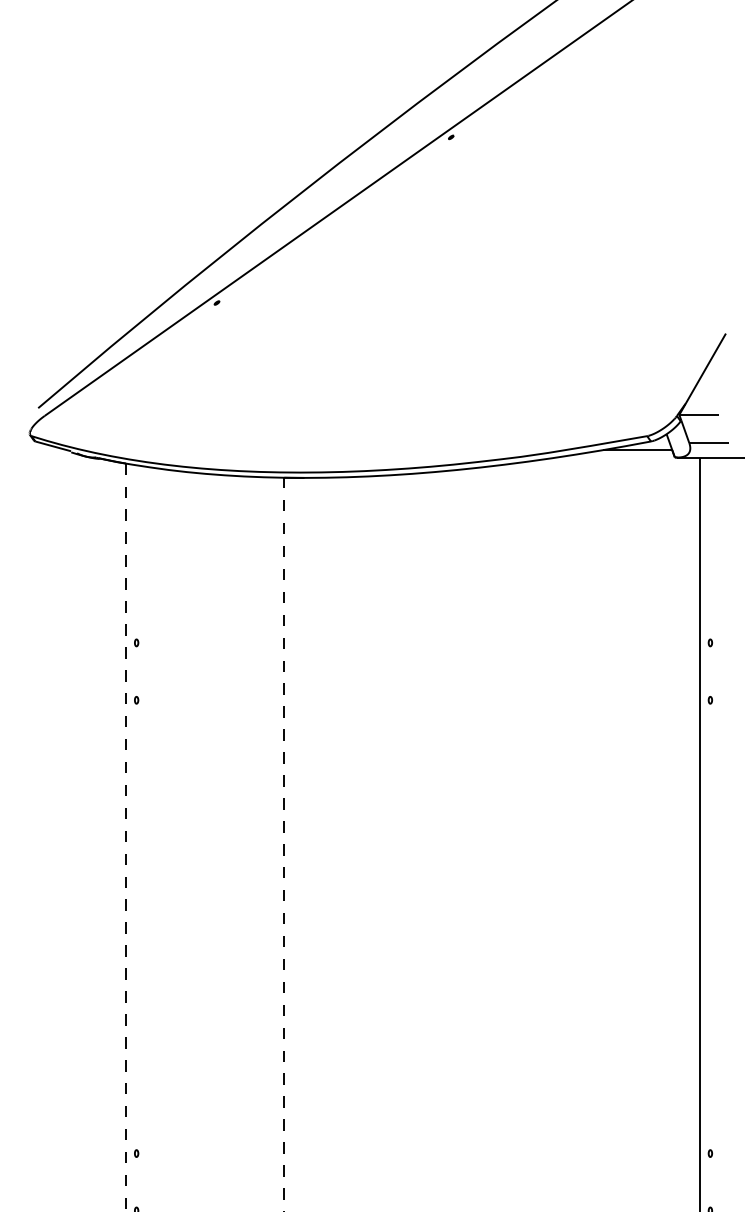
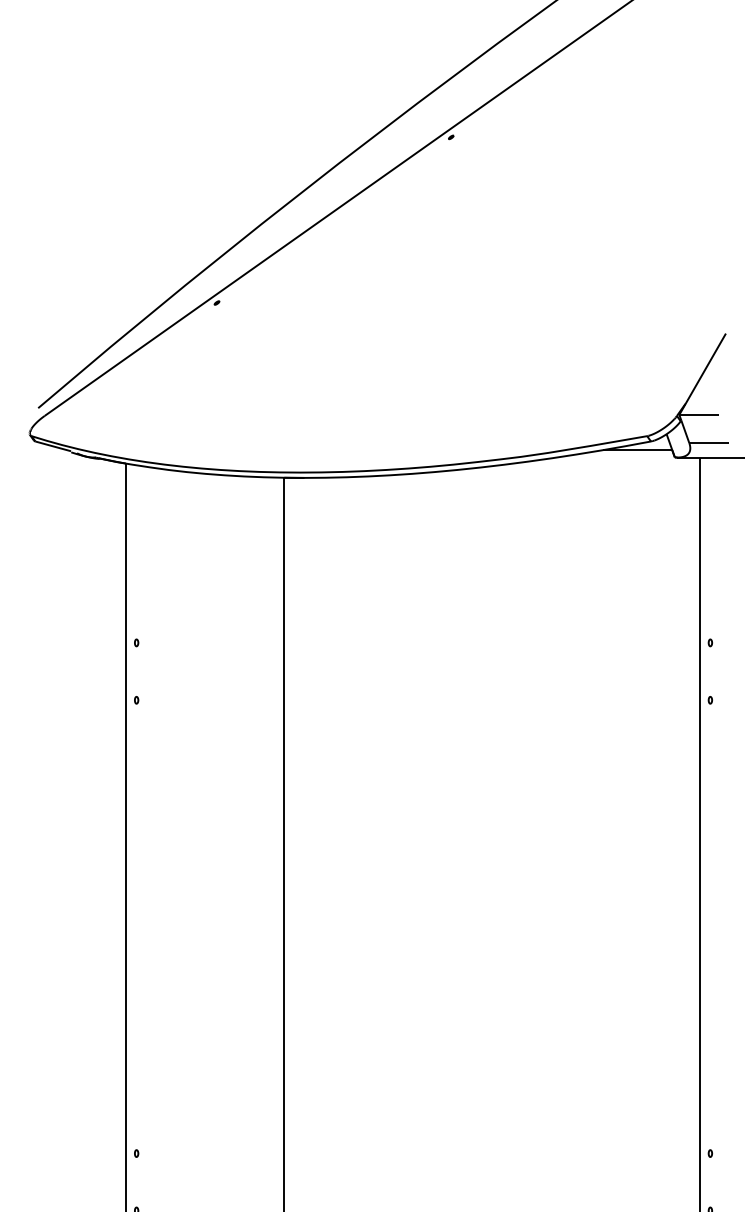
line: dashed -> solid (125, 837)
line: dashed -> solid (284, 844)
